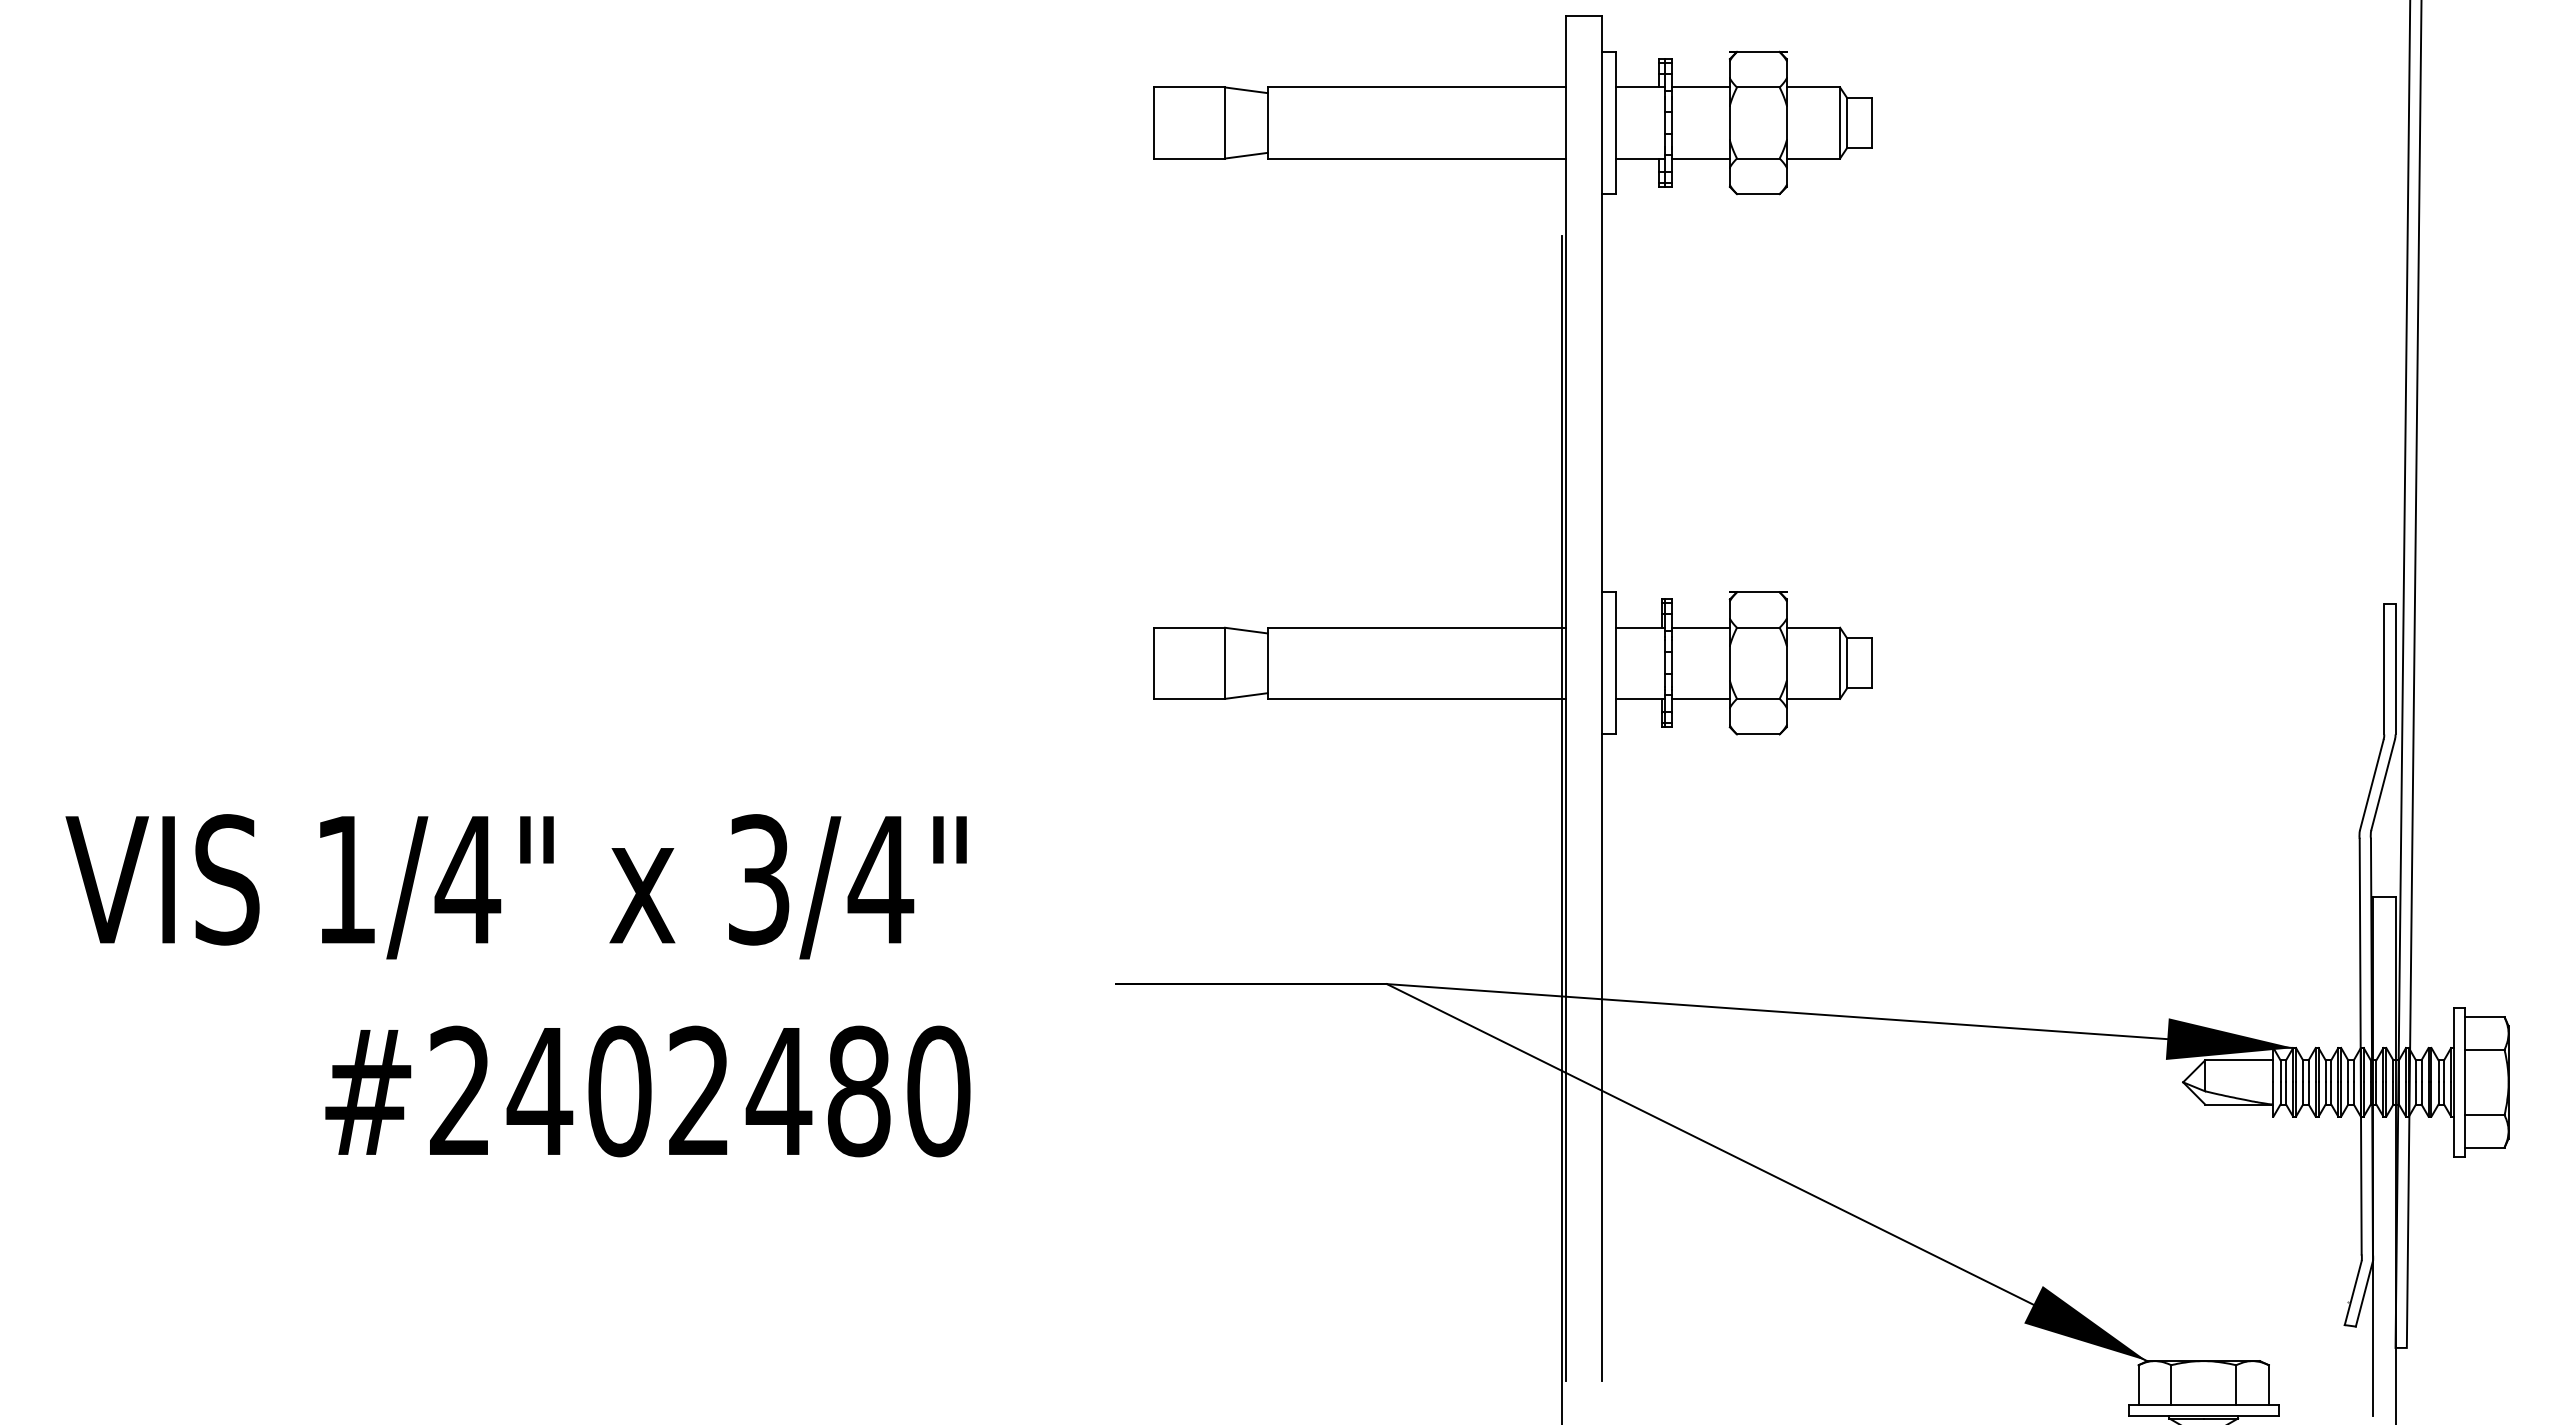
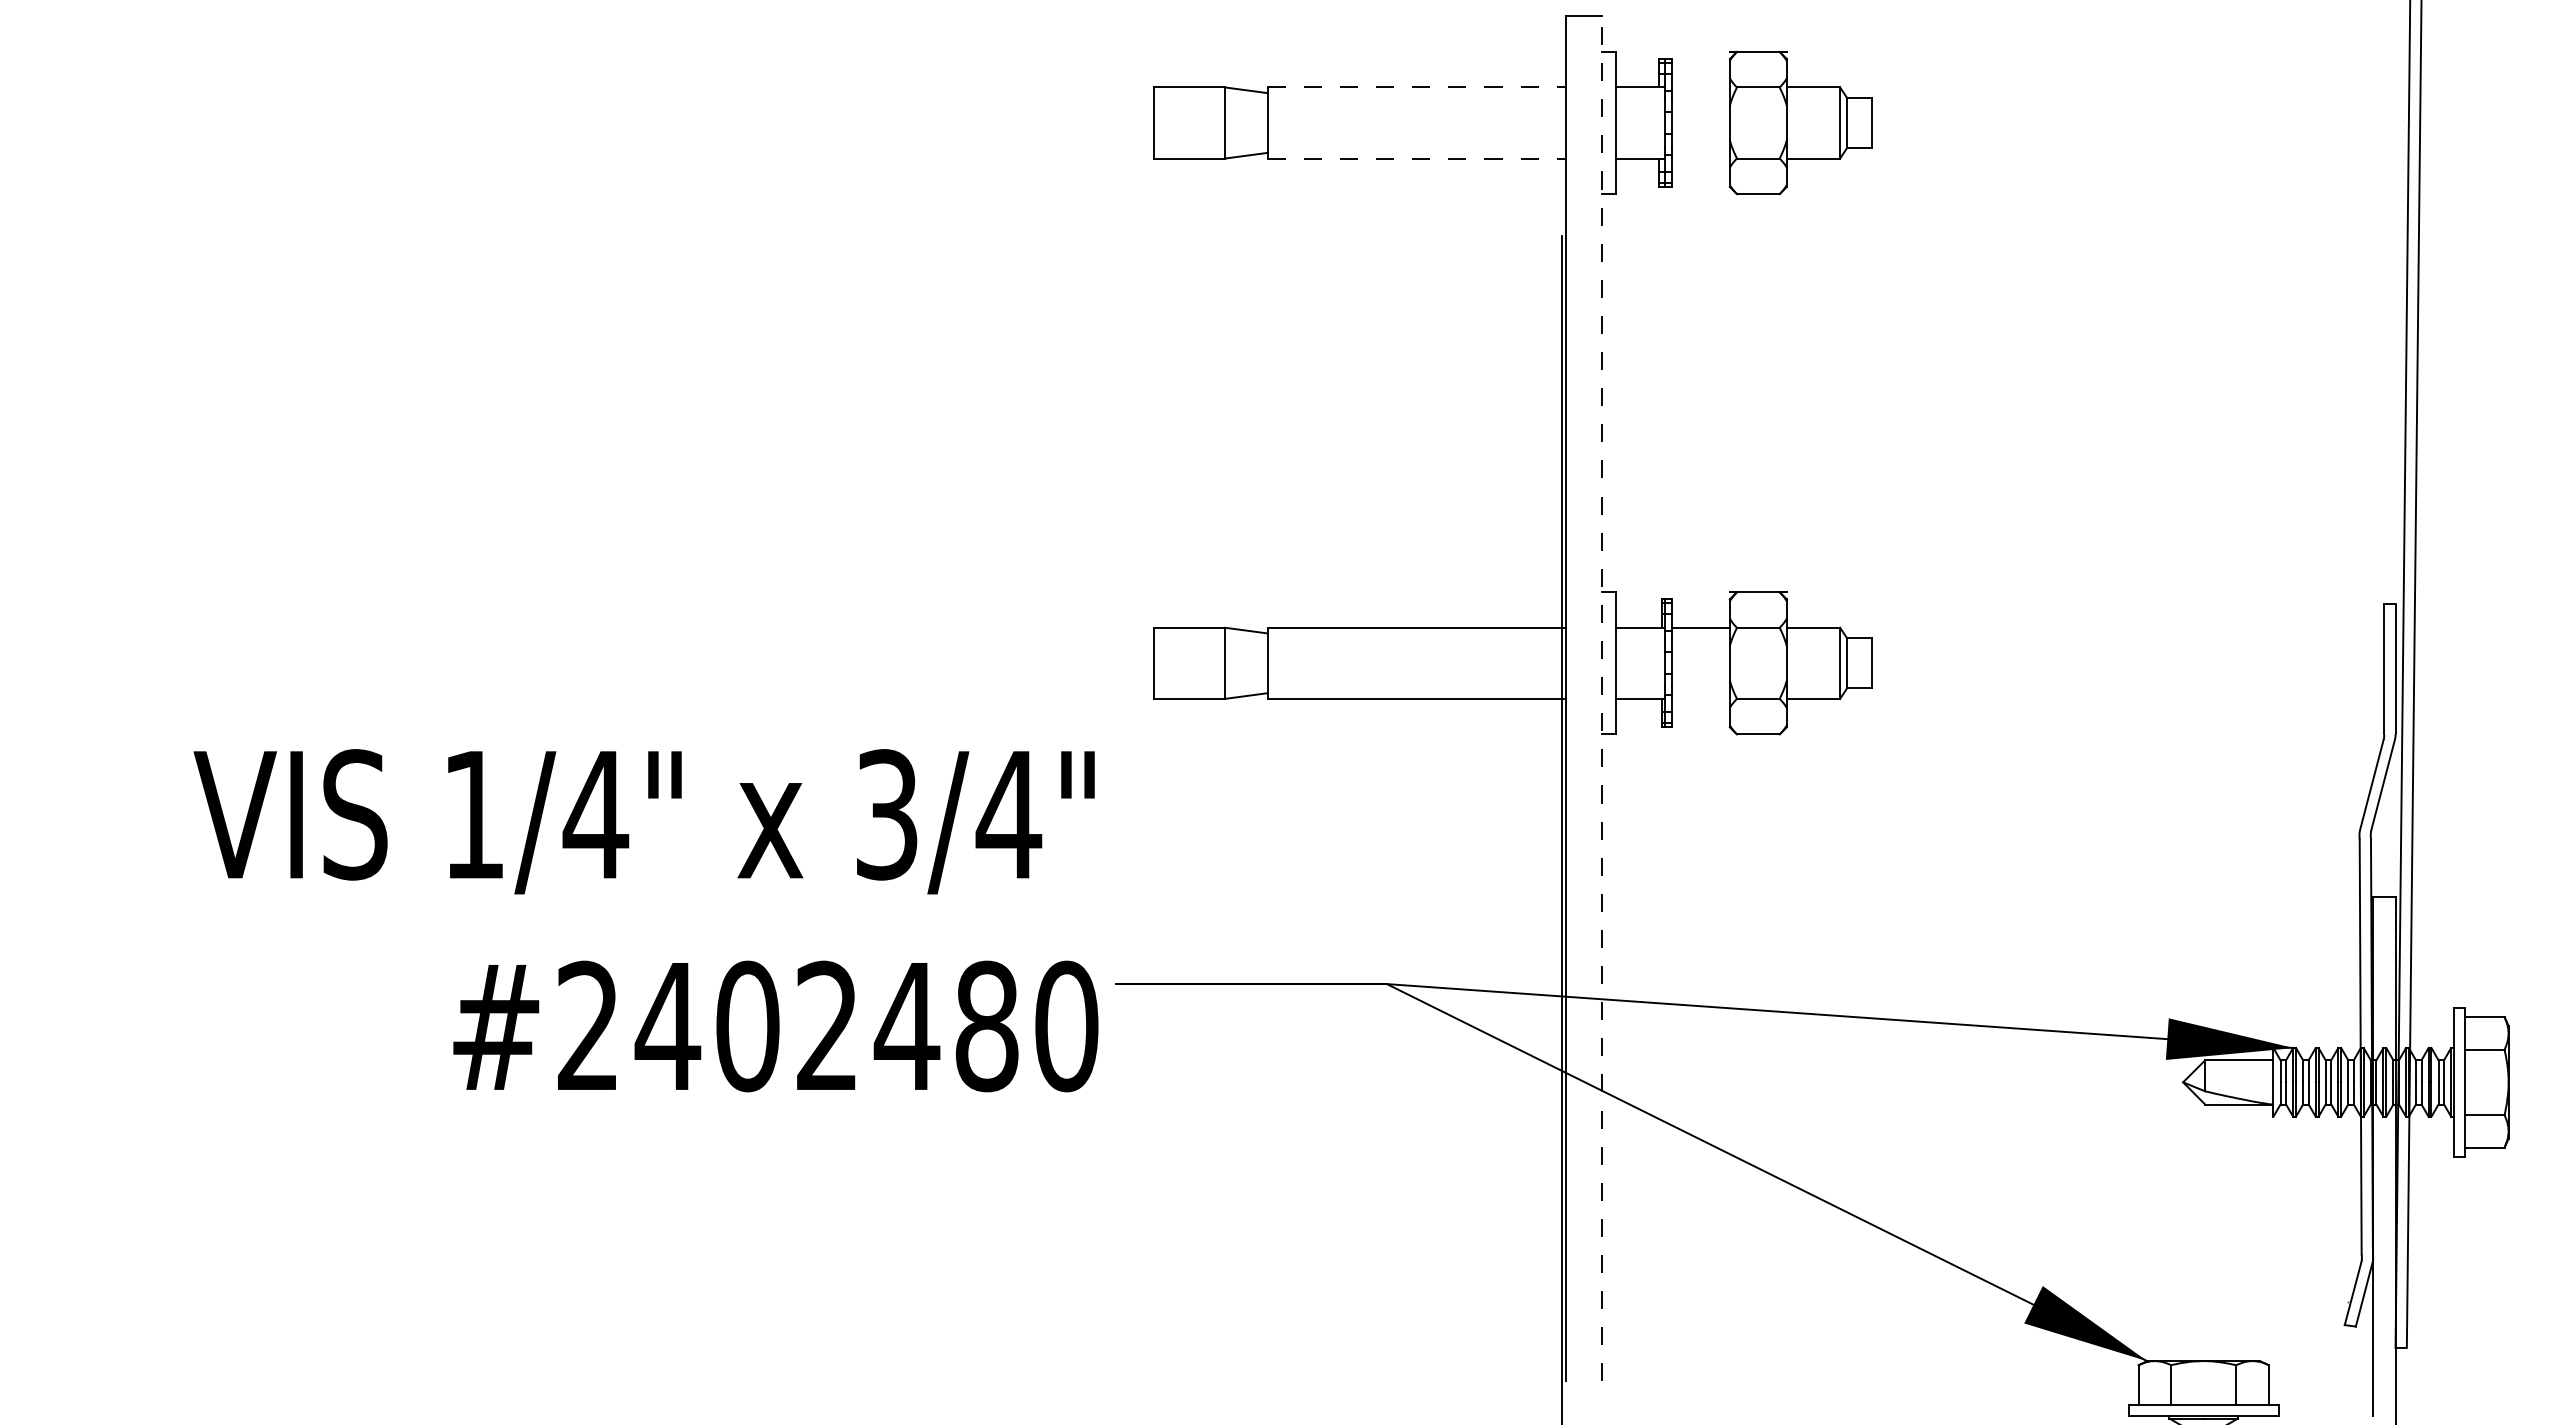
line: solid -> dashed (1417, 87)
line: present -> none (1700, 87)
line: solid -> dashed (1417, 158)
line: present -> none (1700, 158)
line: solid -> dashed (1601, 698)
line: present -> none (1700, 698)
text position: (517, 985) -> (645, 920) (645, 920)
